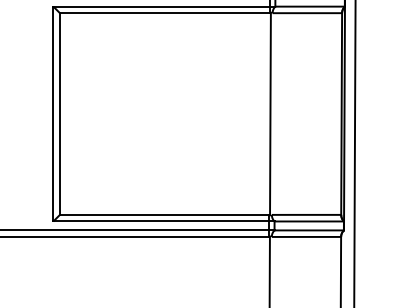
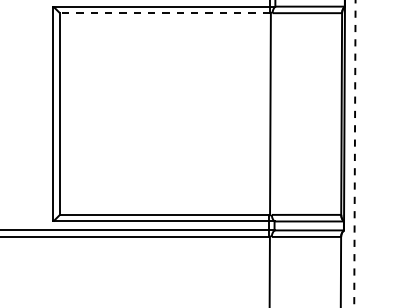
line: solid -> dashed (164, 13)
line: solid -> dashed (354, 153)
